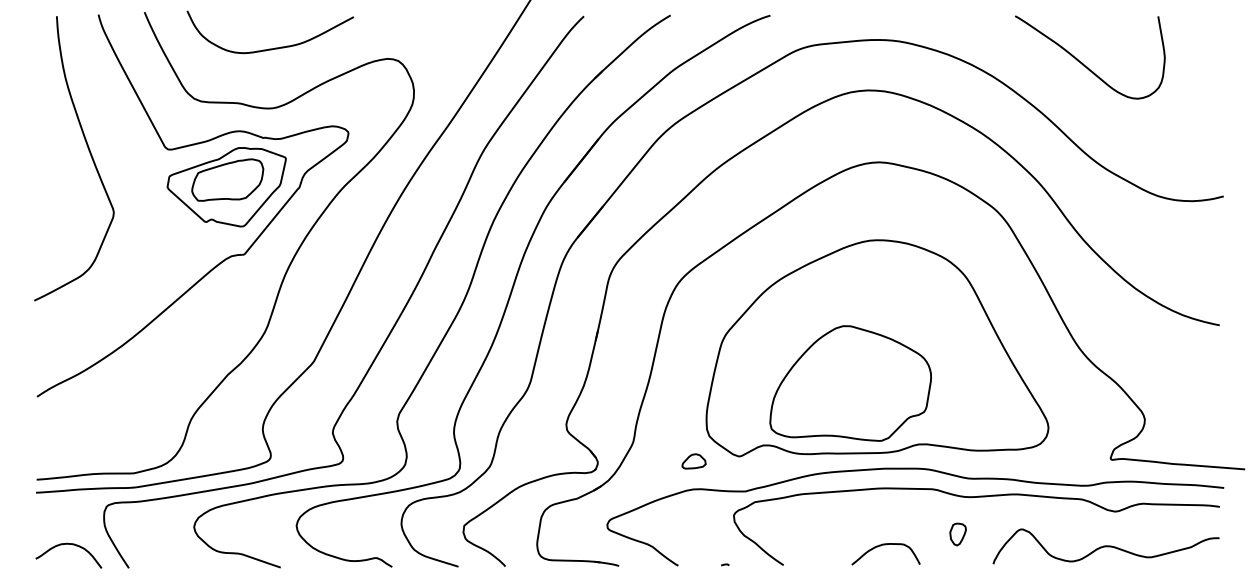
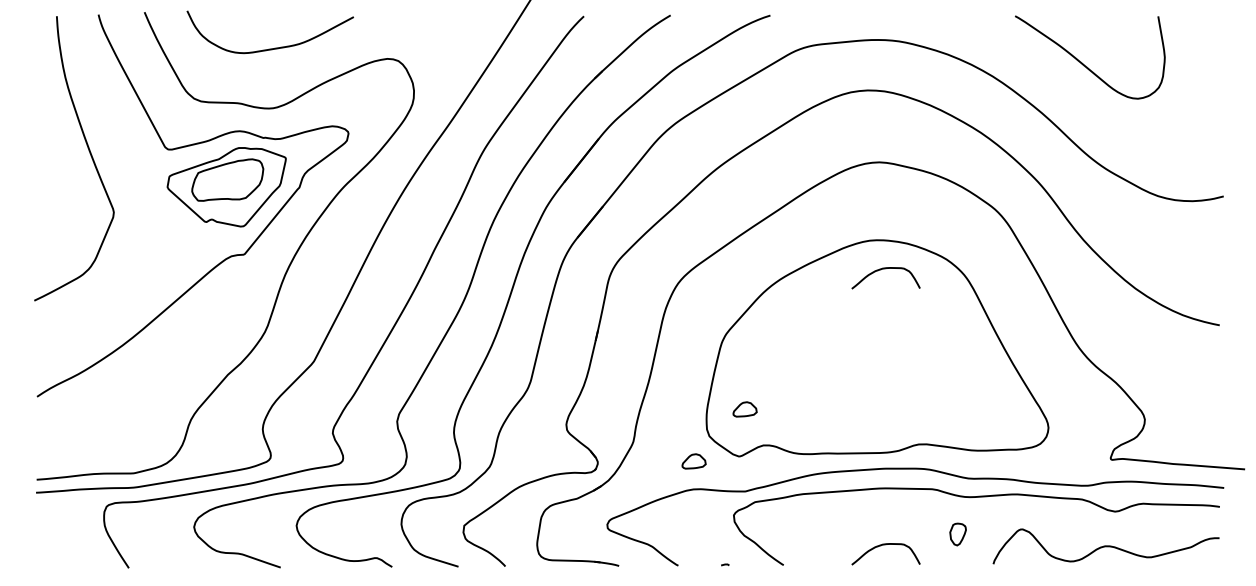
curve: none -> present (885, 269)
part: present -> none (850, 383)
part: none -> present (744, 409)
curve: present -> none (72, 545)
